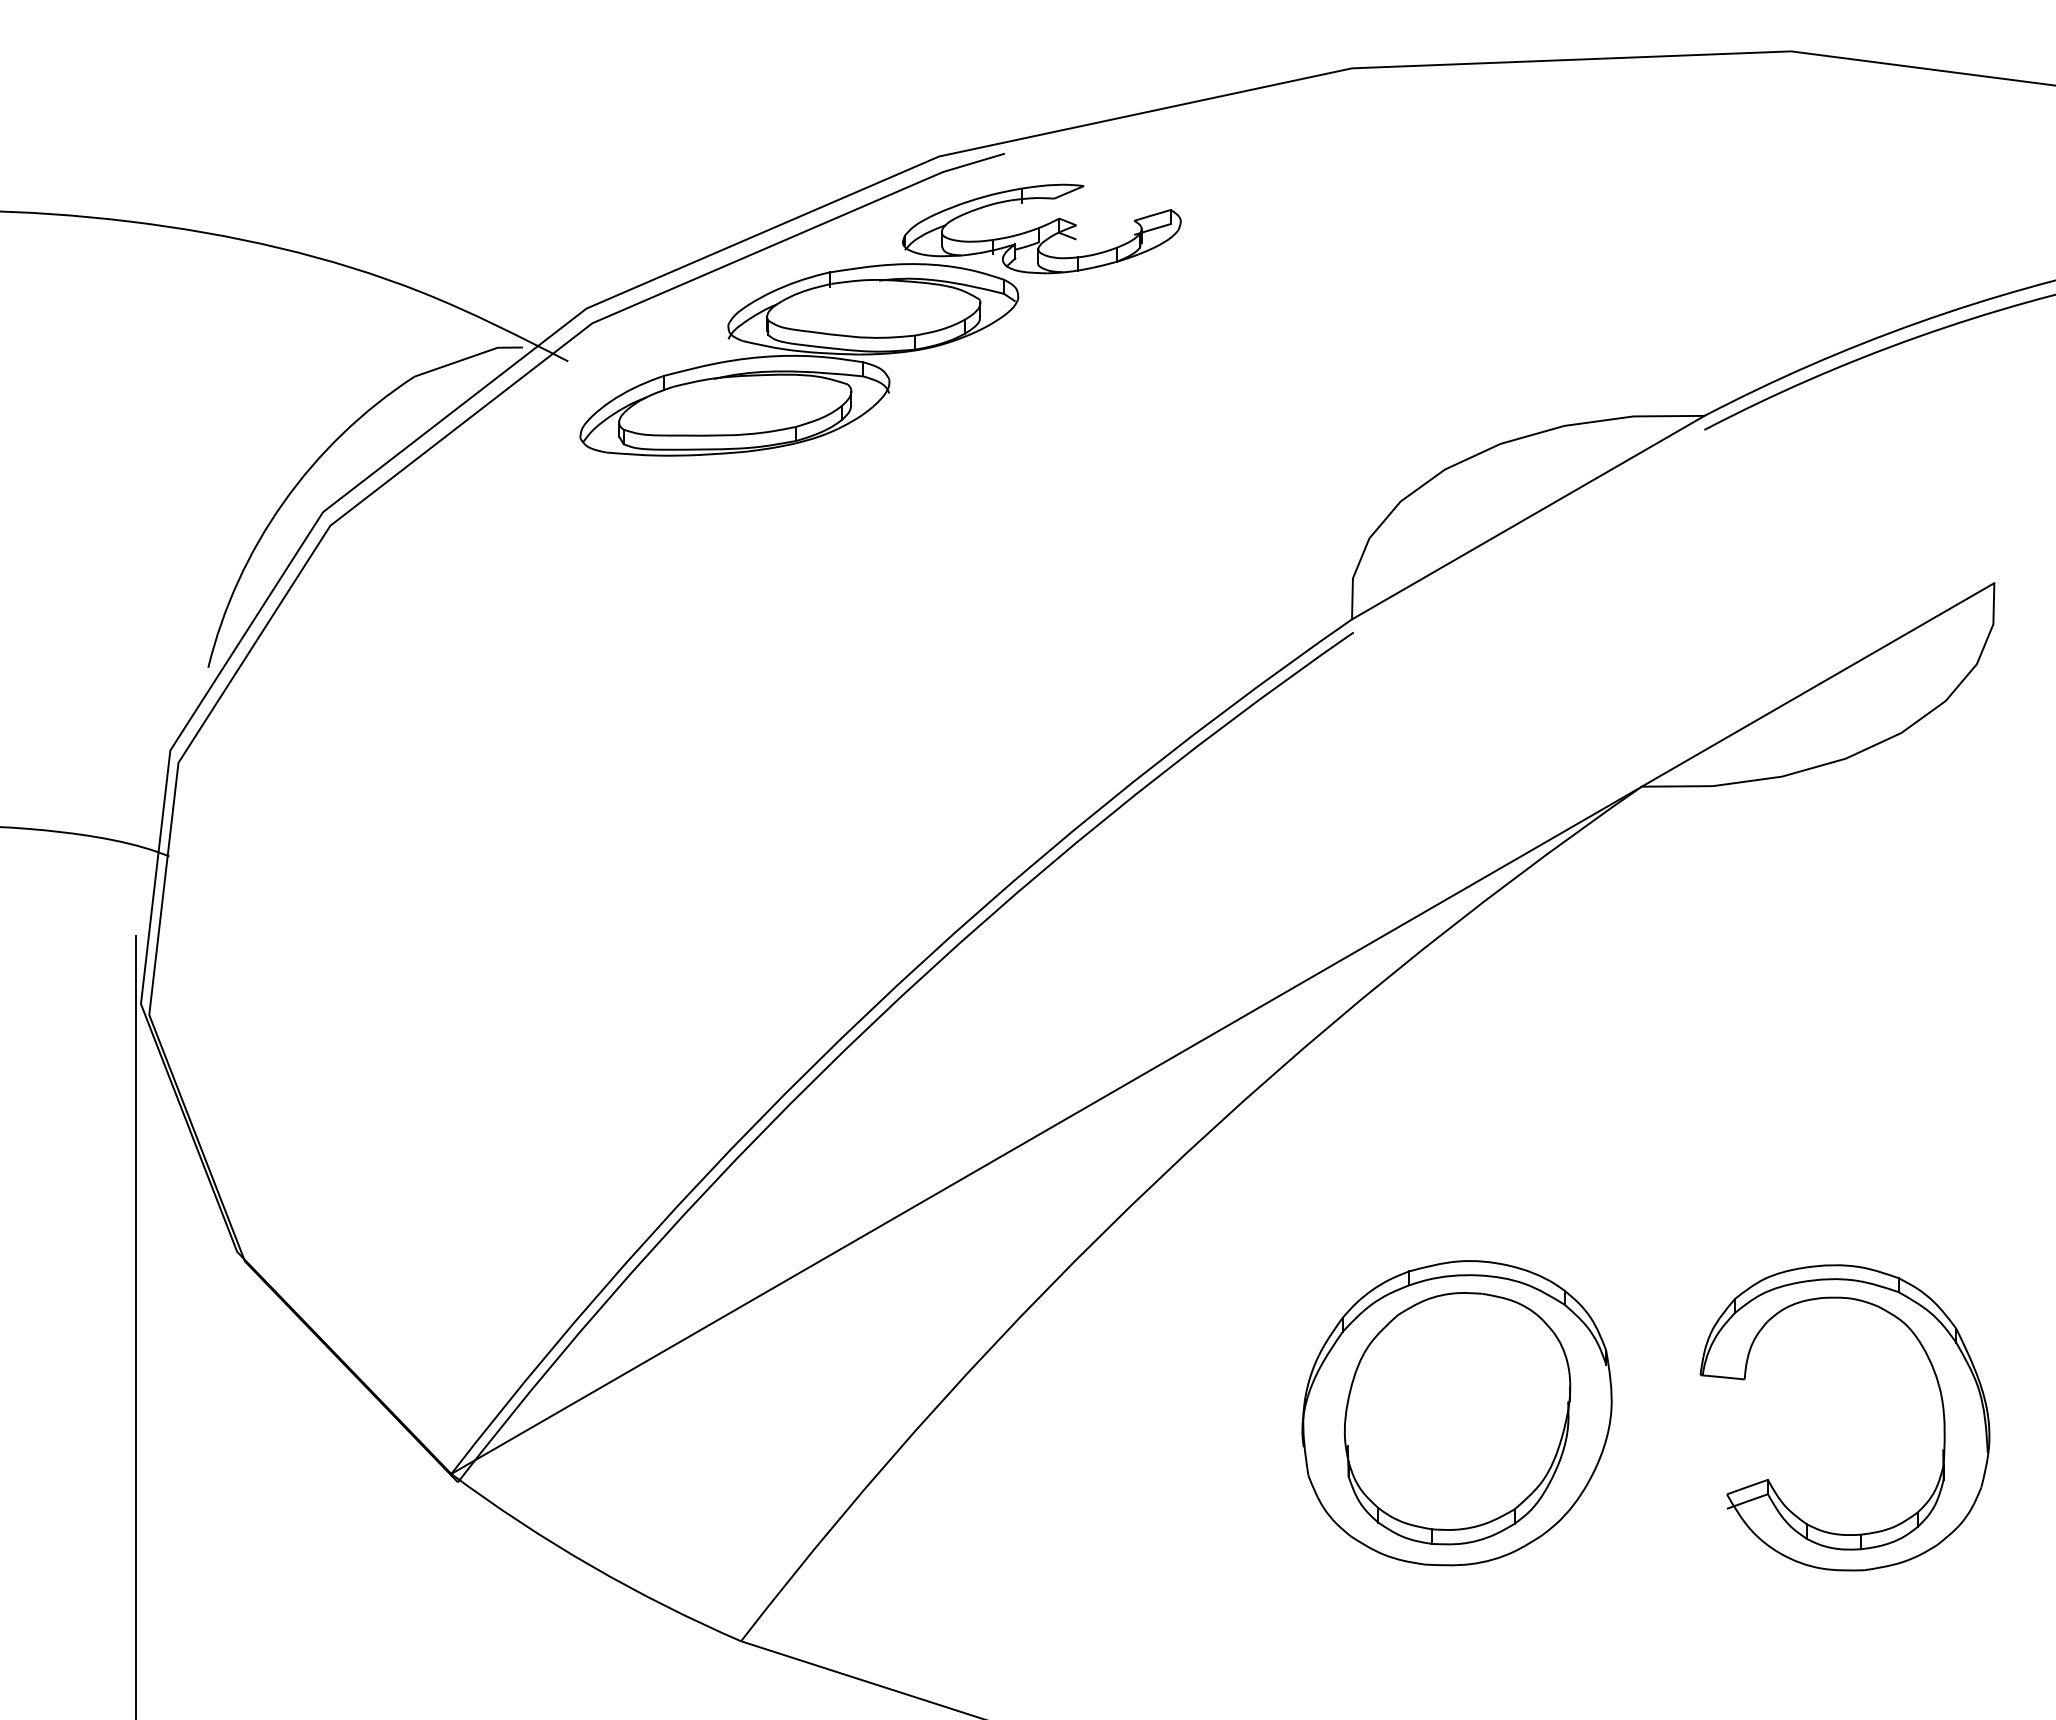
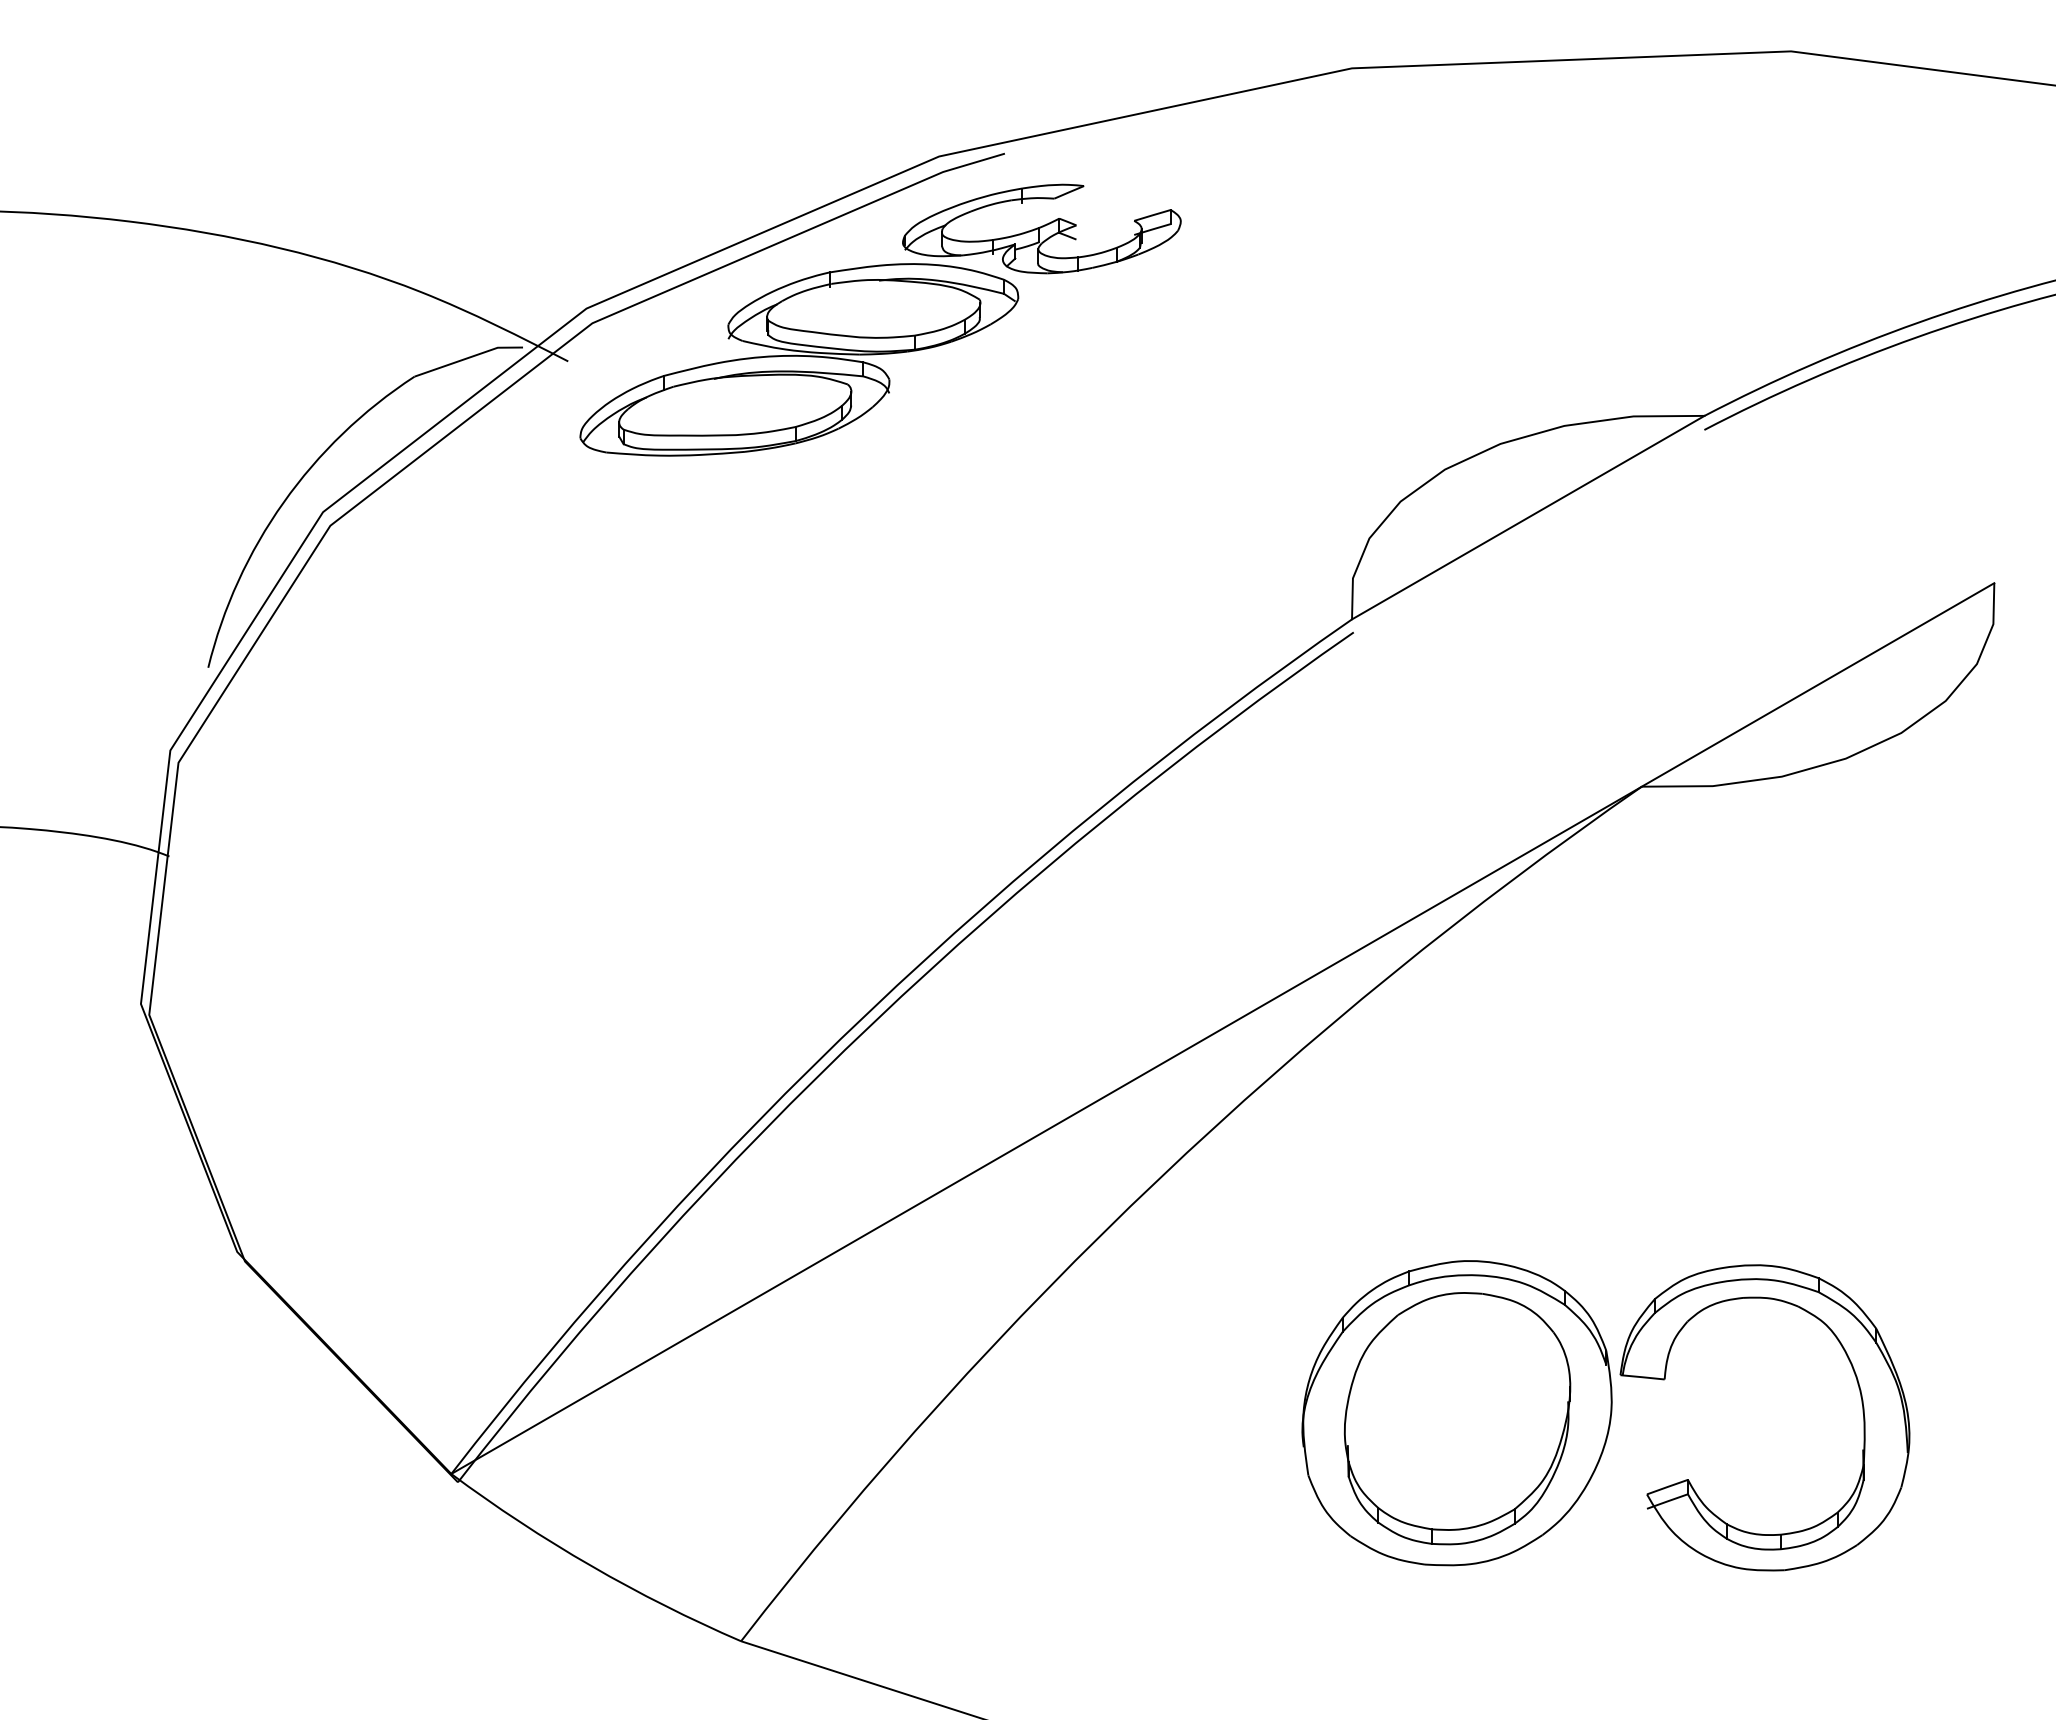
line: present -> none (136, 1325)
part position: (1769, 1480) -> (1689, 1480) (1689, 1480)
